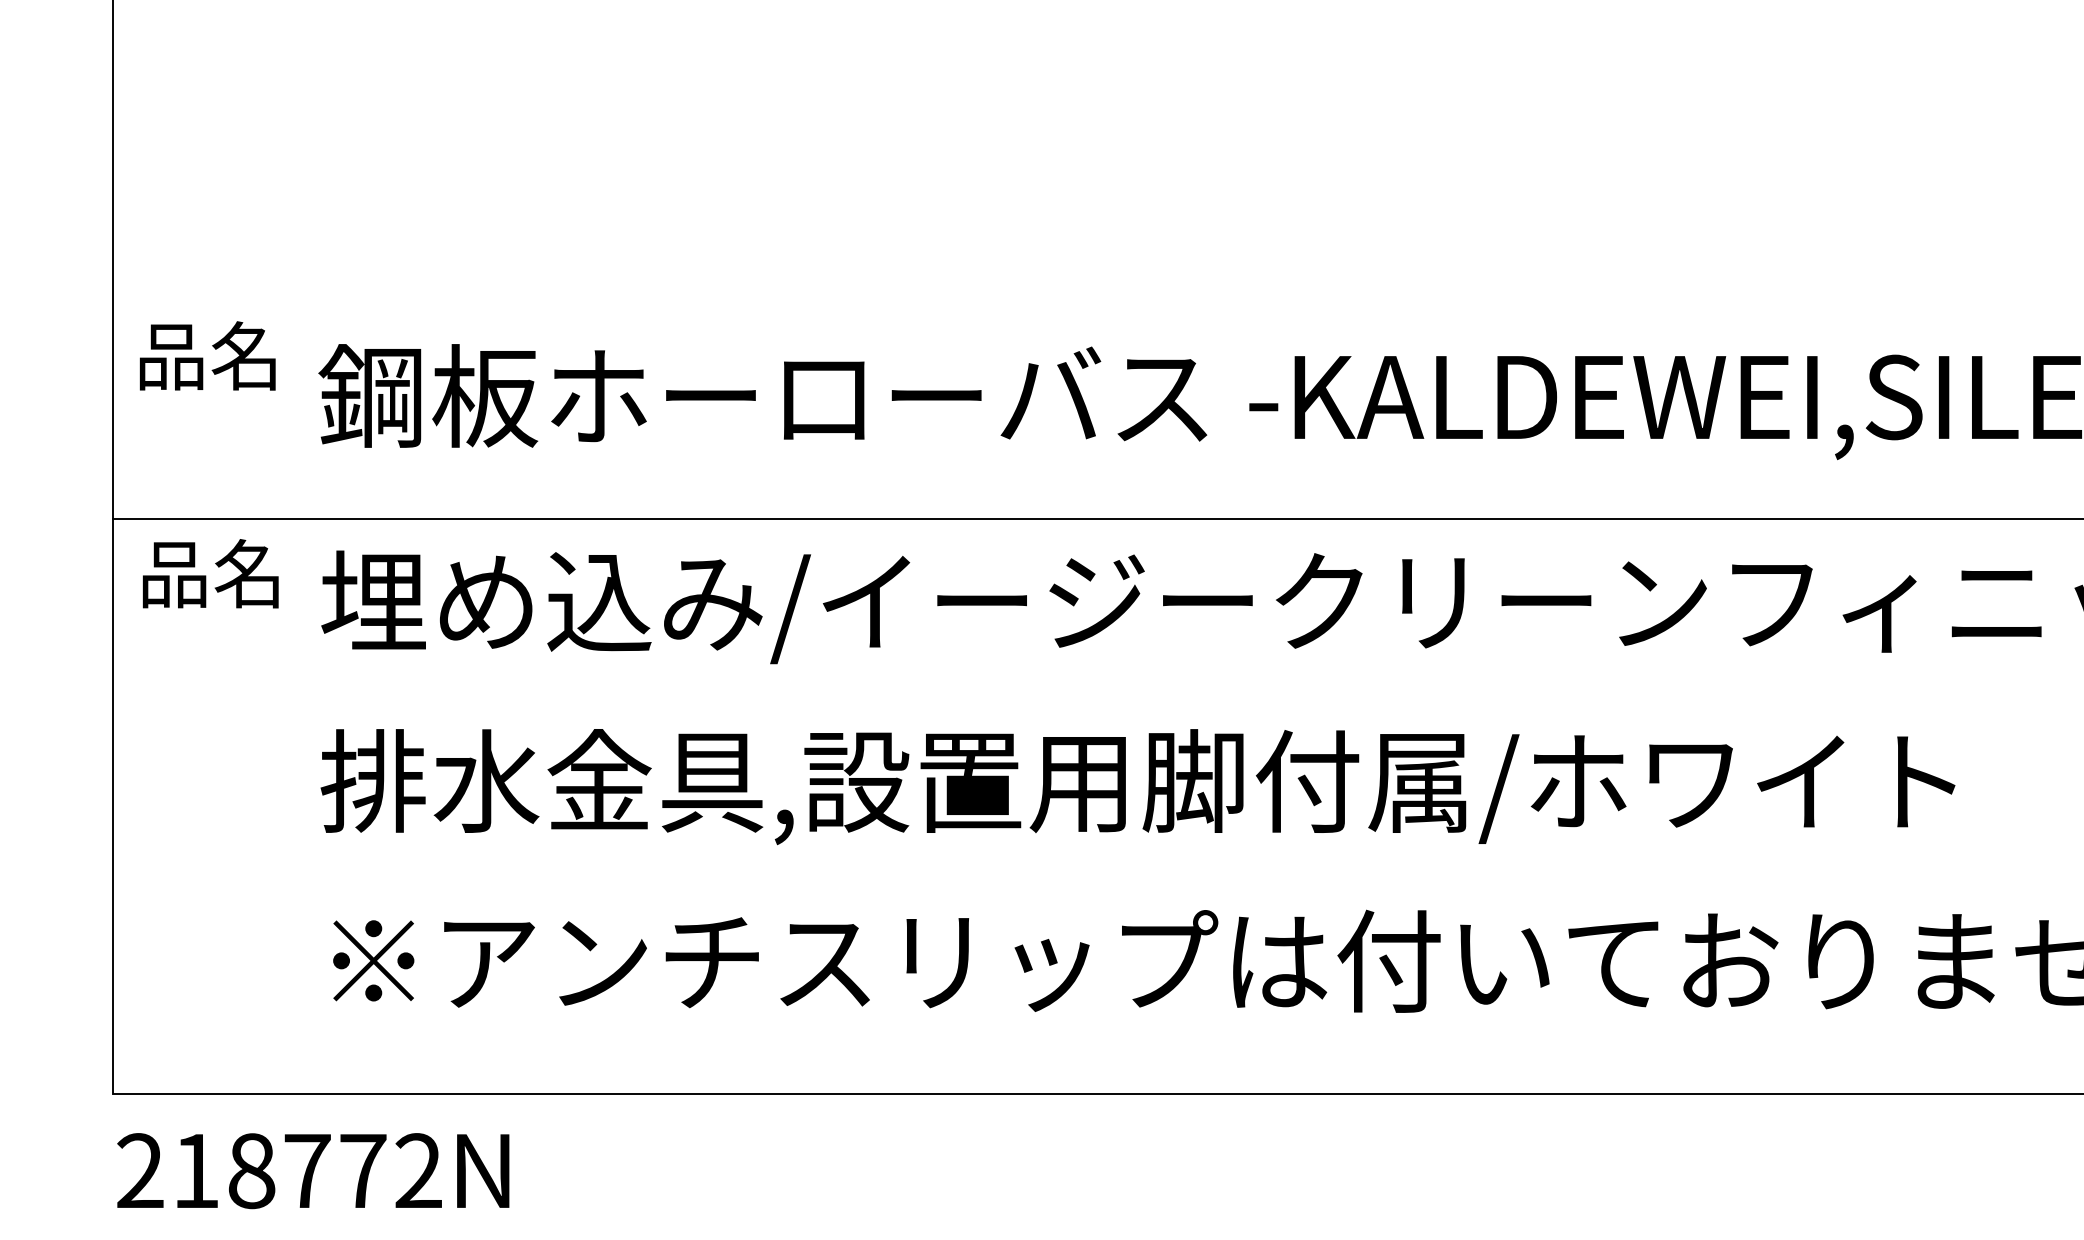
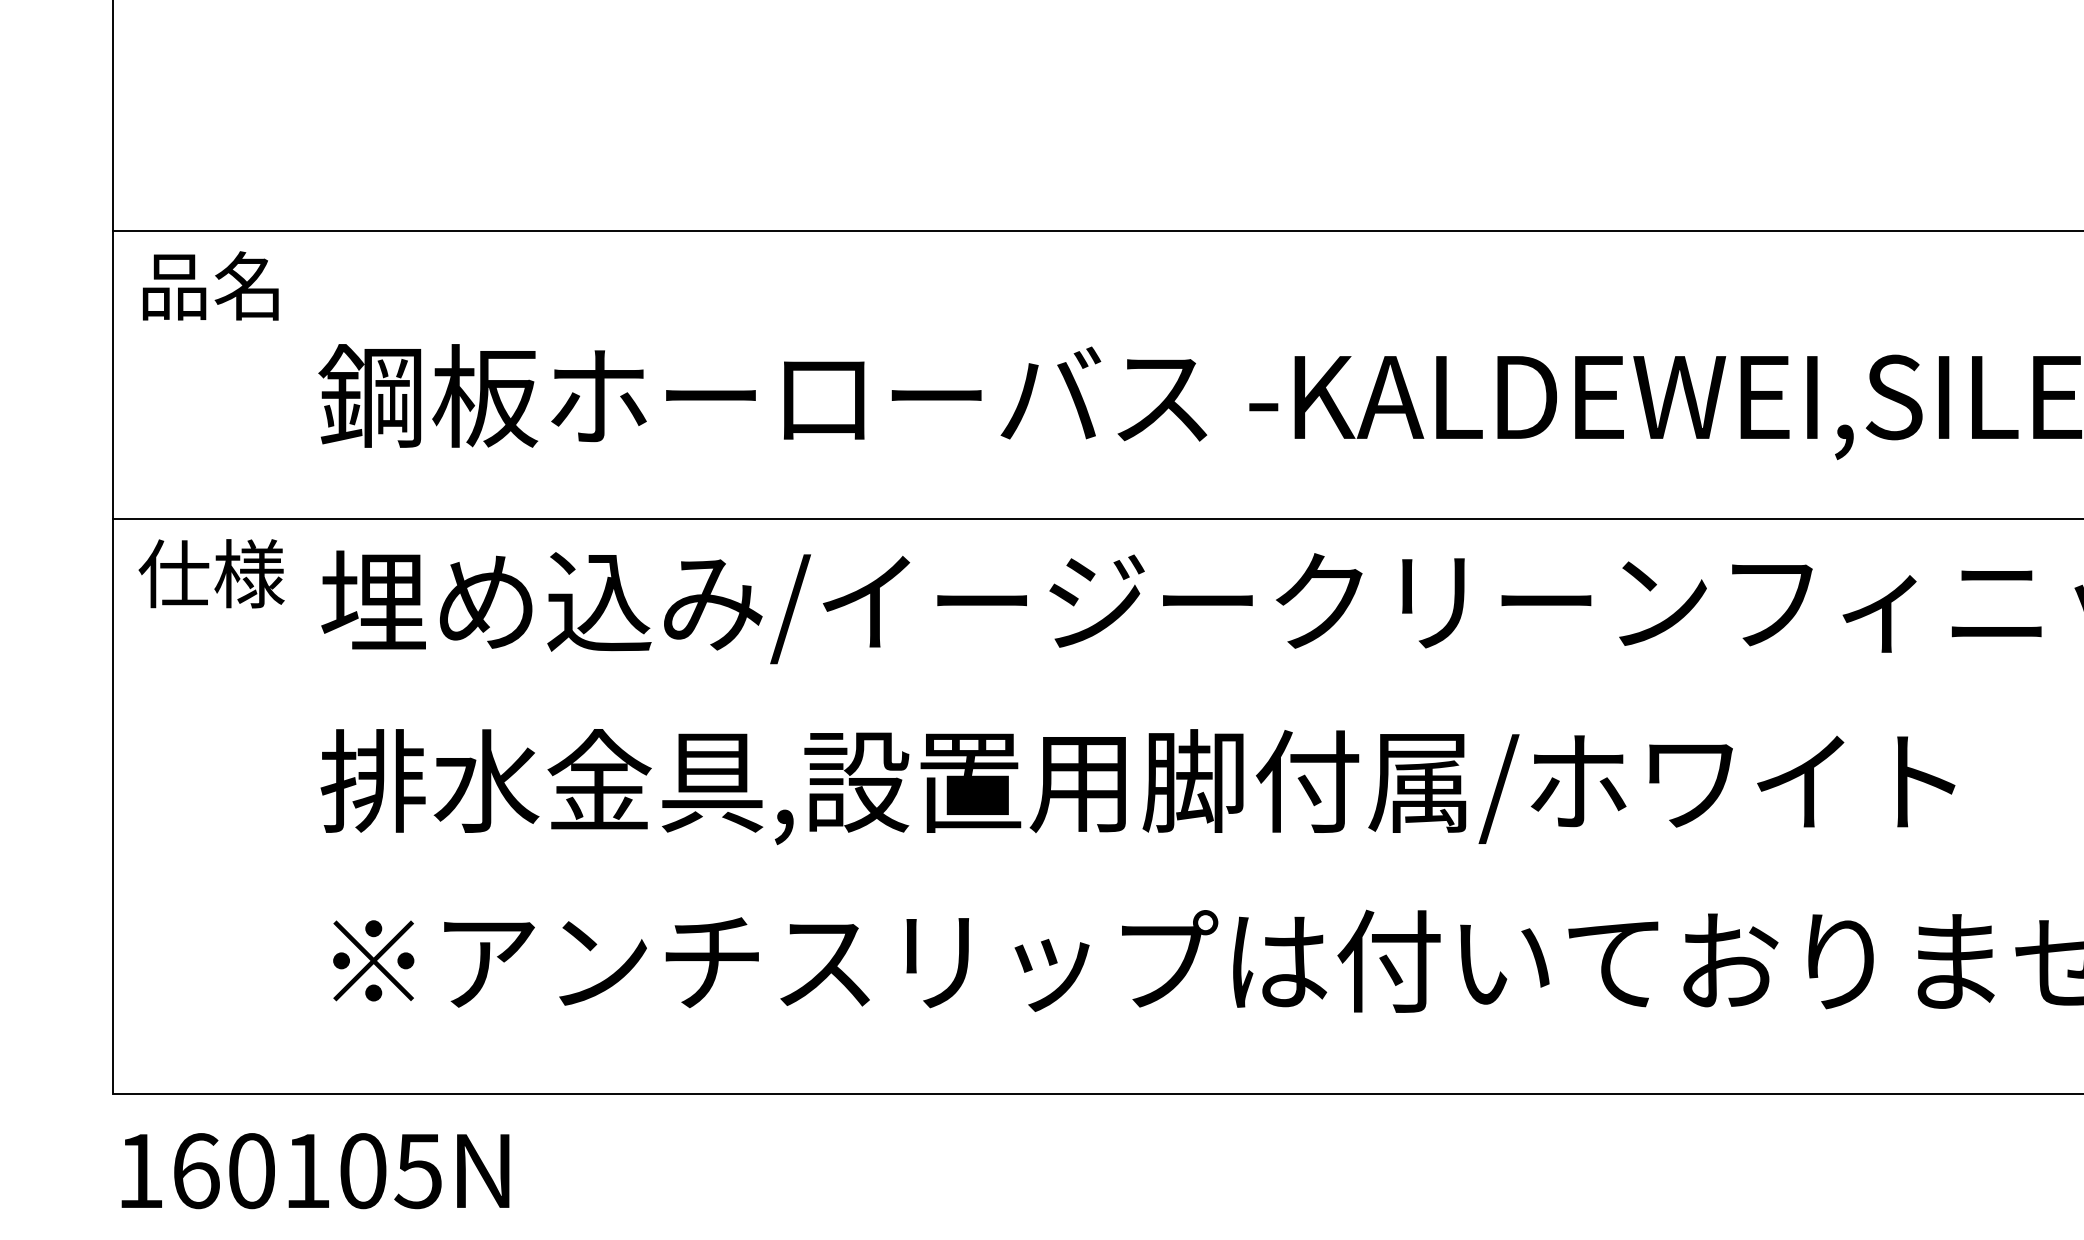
line: none -> present (1096, 230)
text position: (207, 355) -> (210, 285) (210, 285)
text: 品名 -> 仕様 (211, 573)
text: 218772N -> 160105N (279, 1171)
